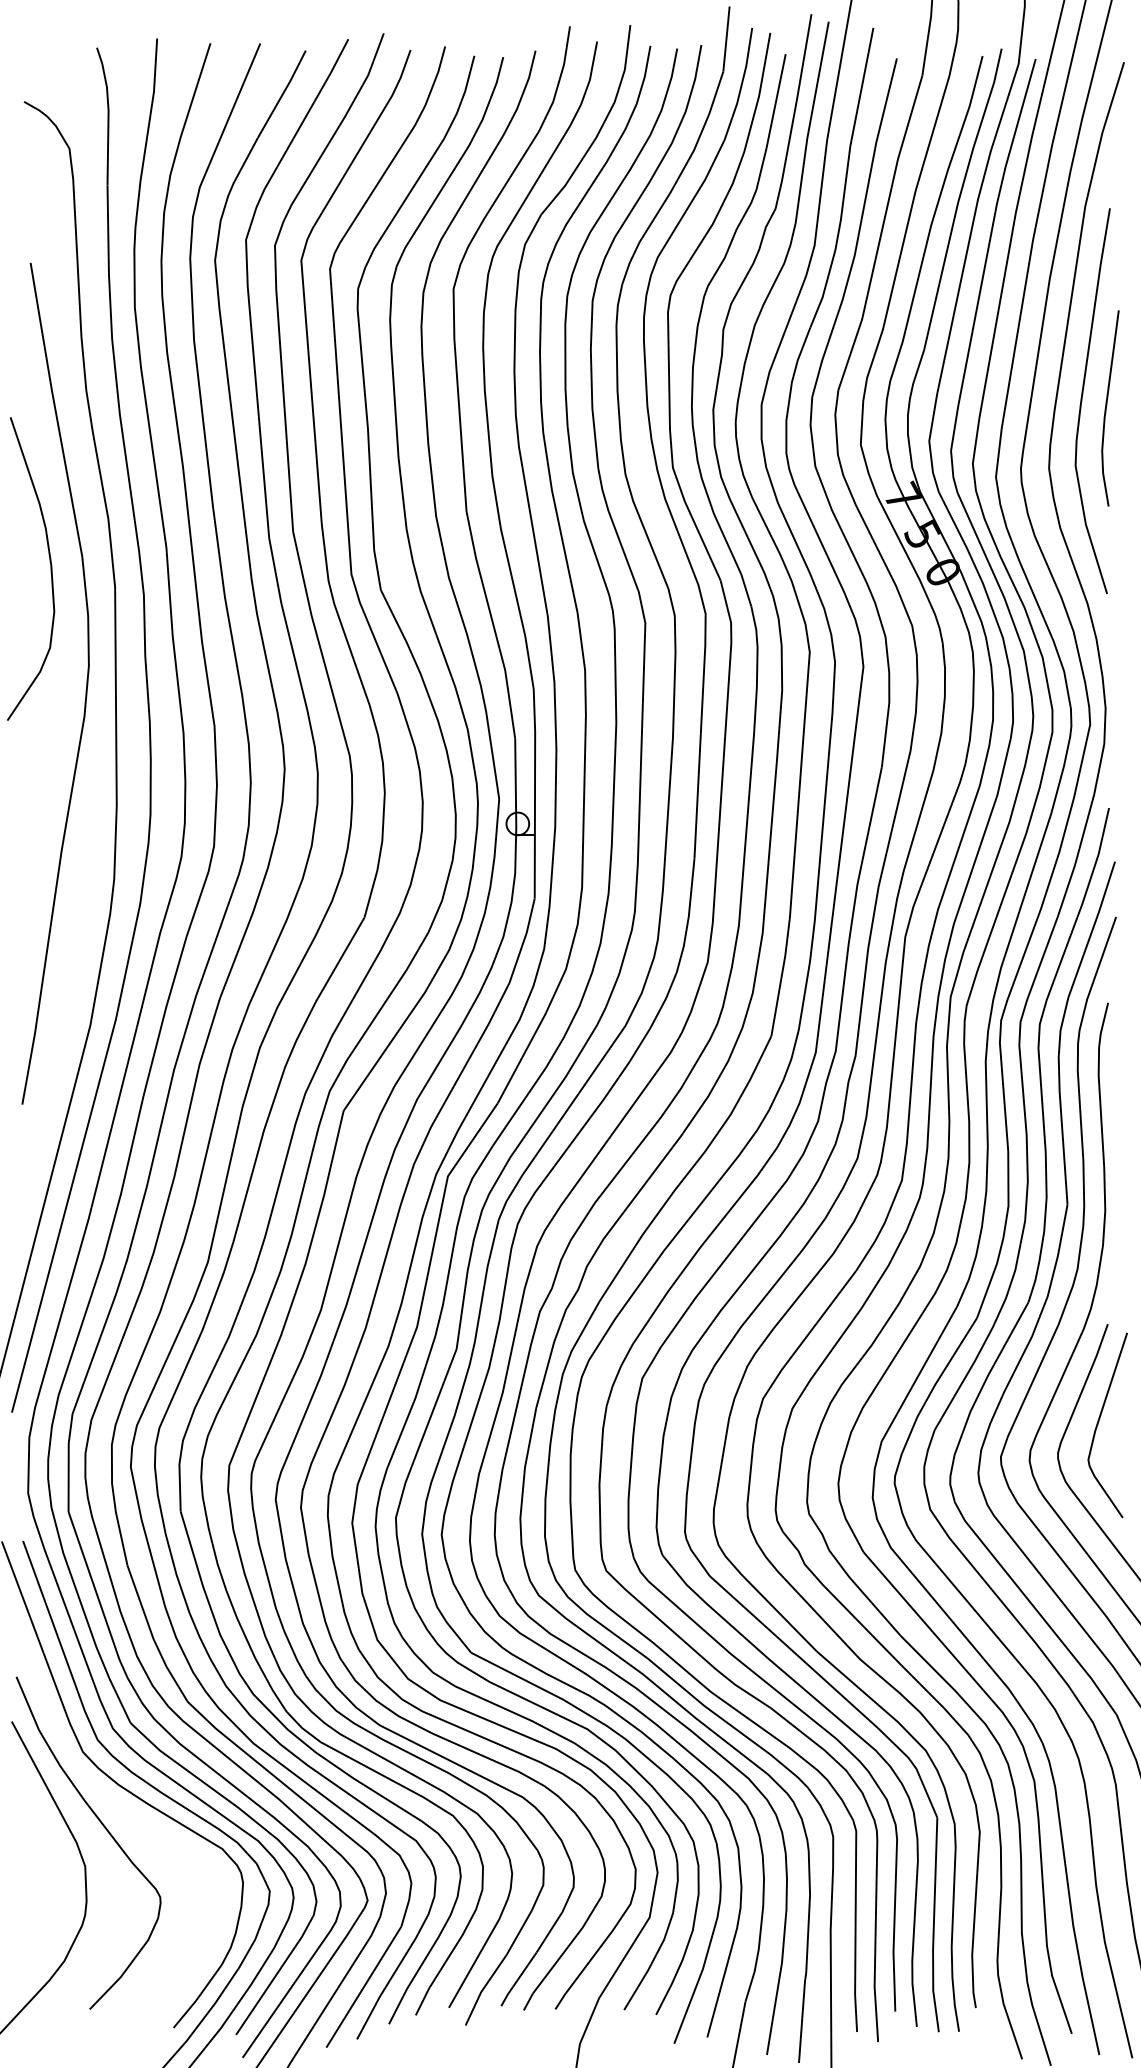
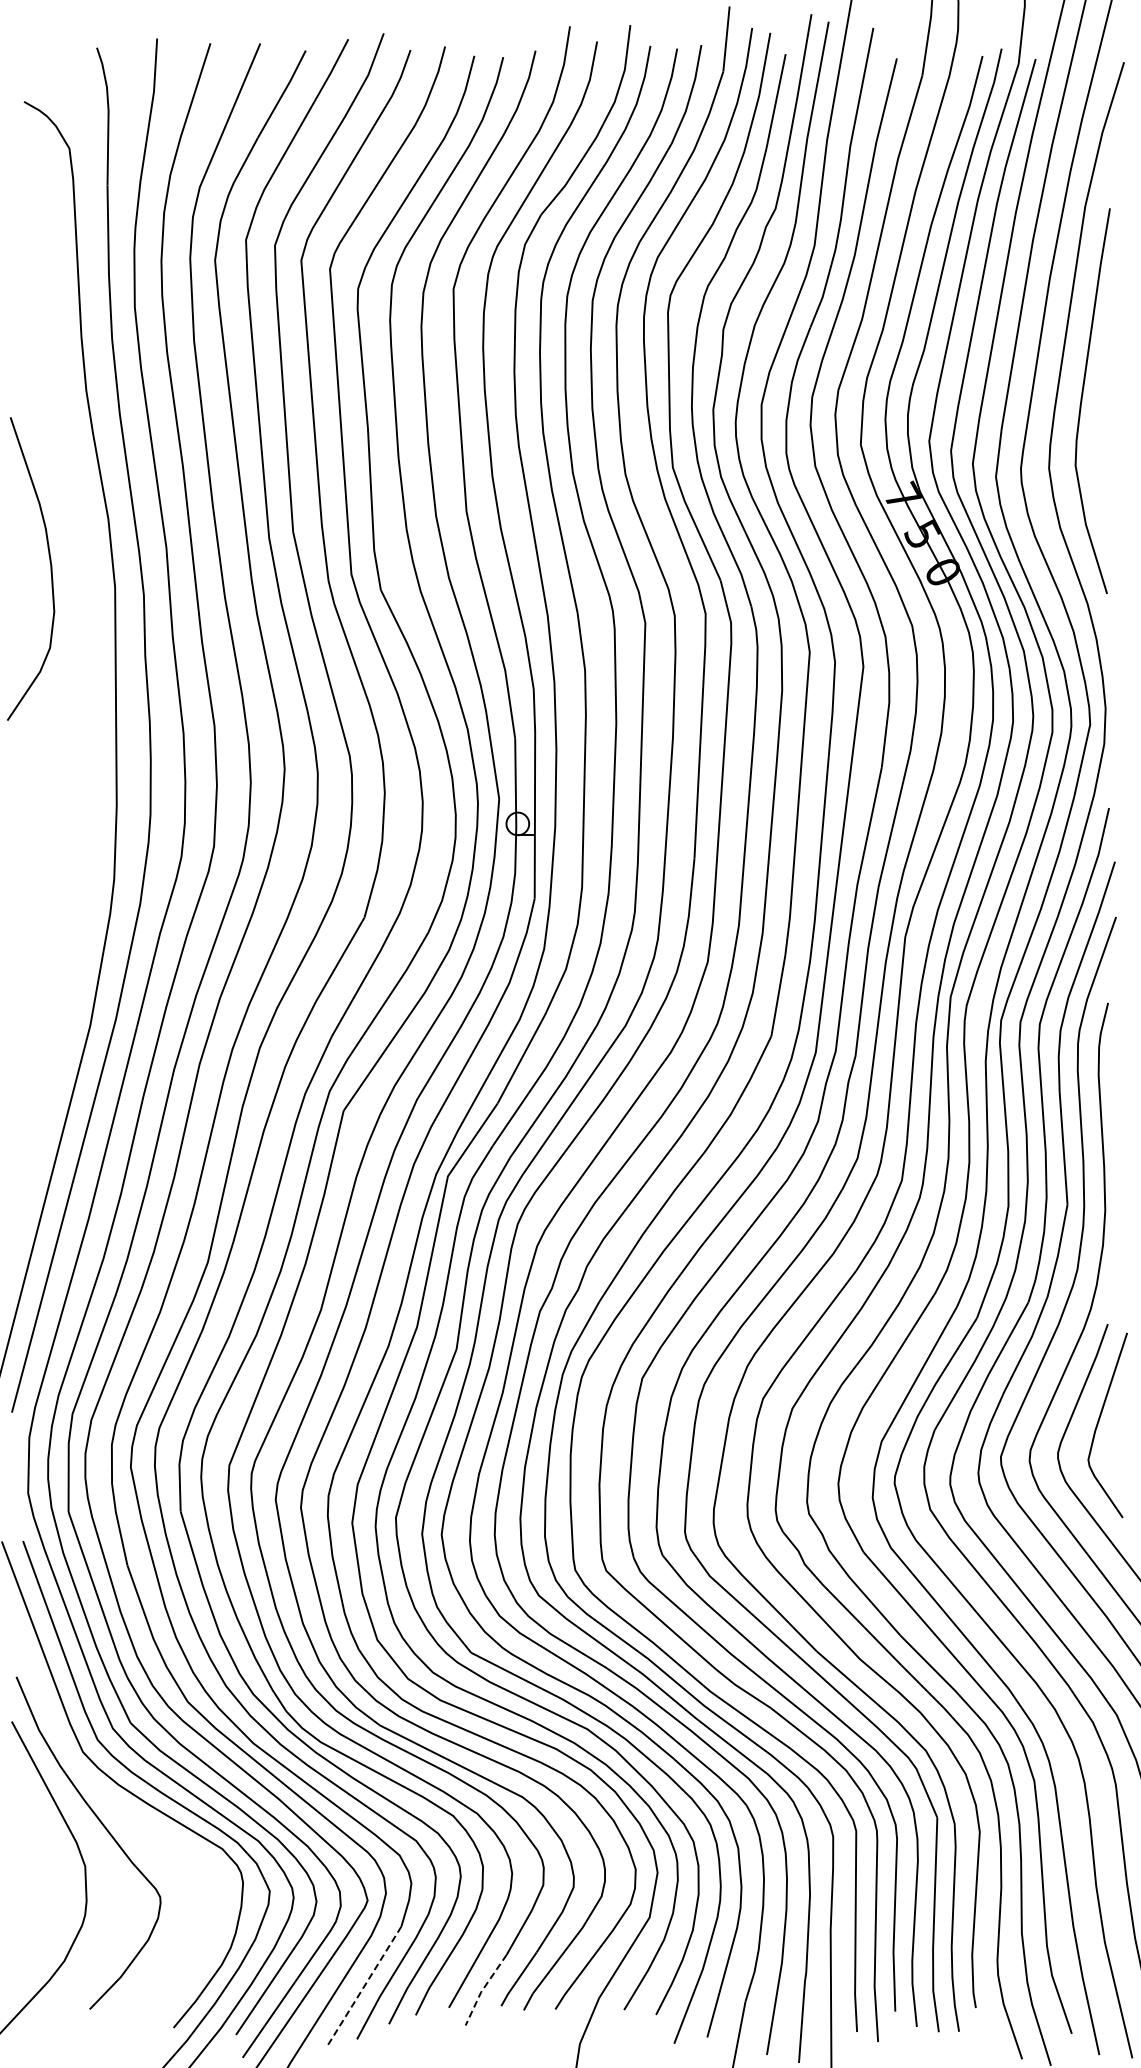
line: present -> none (1106, 408)
curve: present -> none (85, 690)
line: solid -> dashed (363, 1987)
line: solid -> dashed (483, 1988)
